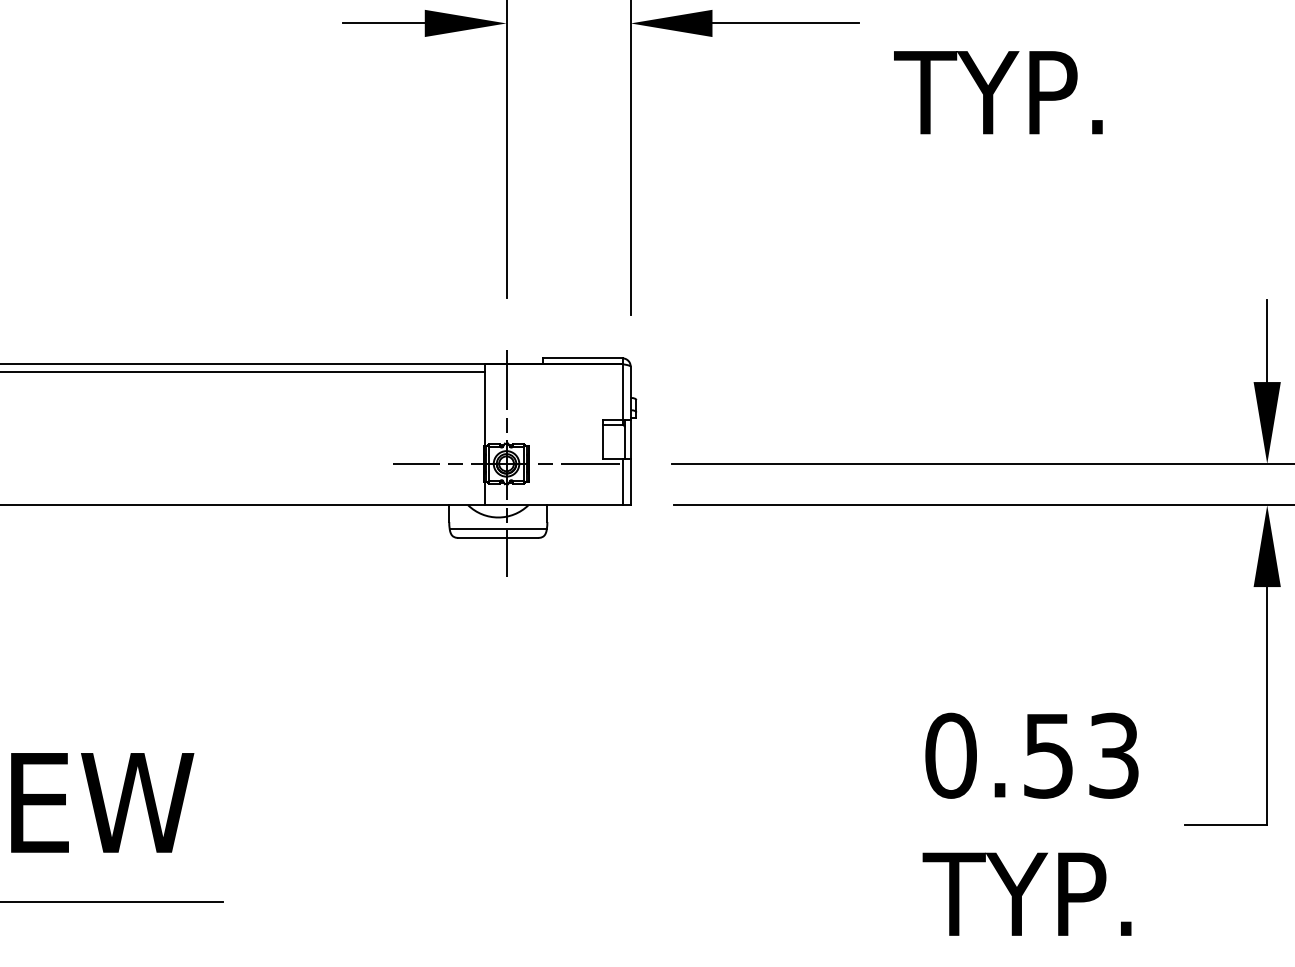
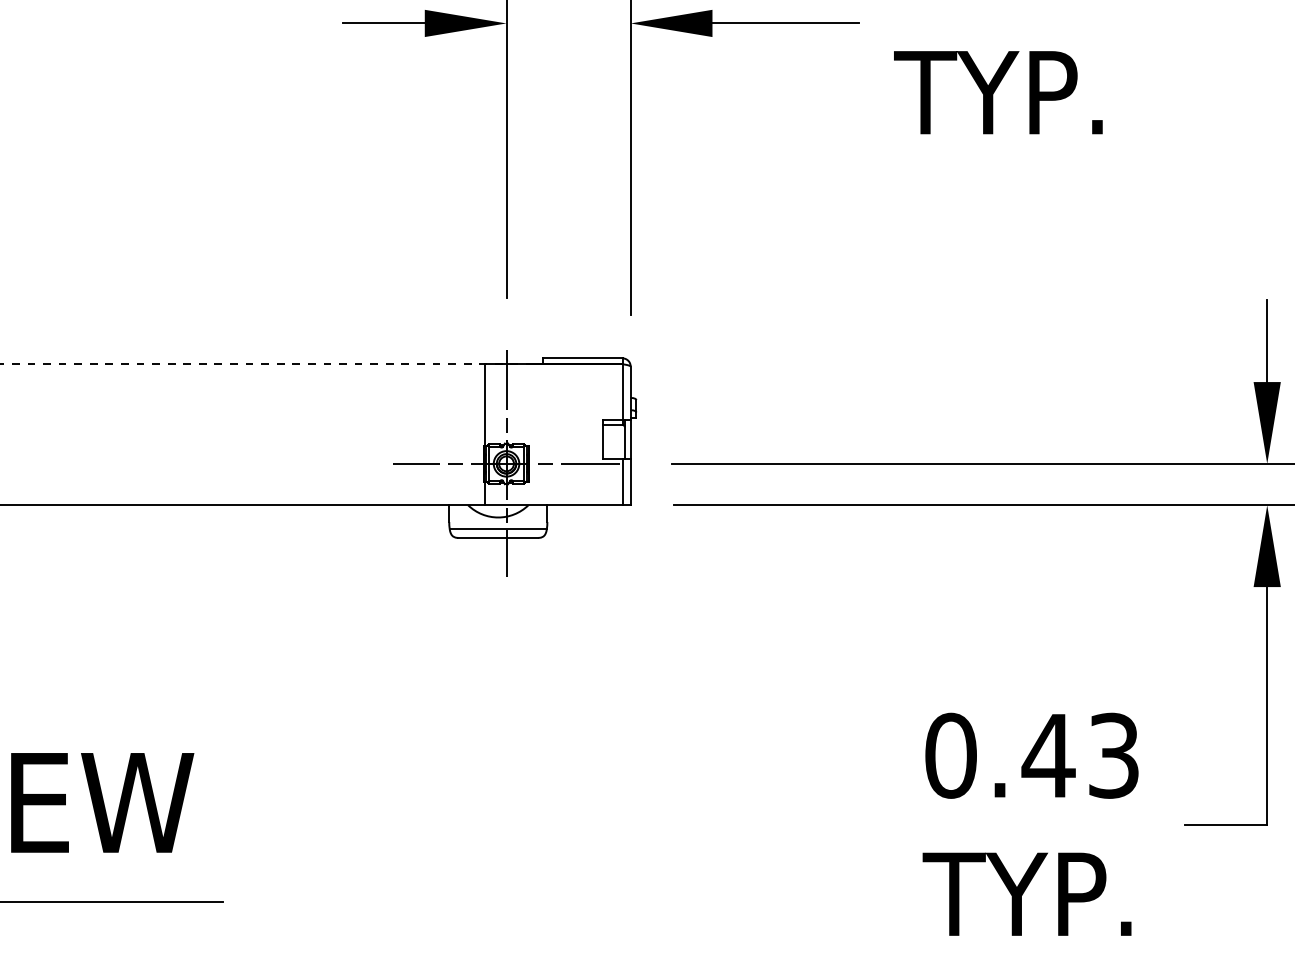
line: solid -> dashed (266, 364)
line: present -> none (243, 372)
text: 0.53 -> 0.43 (1048, 756)
